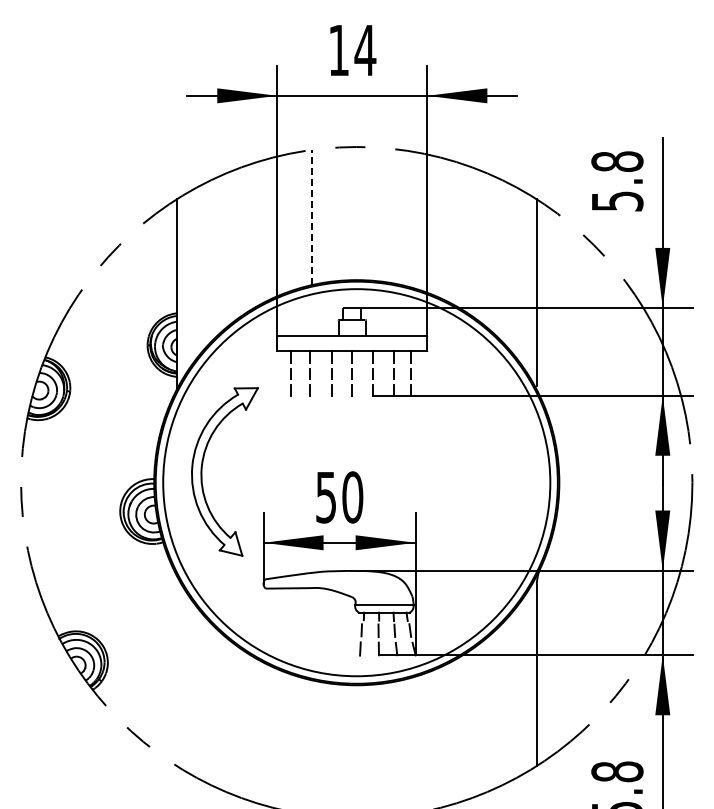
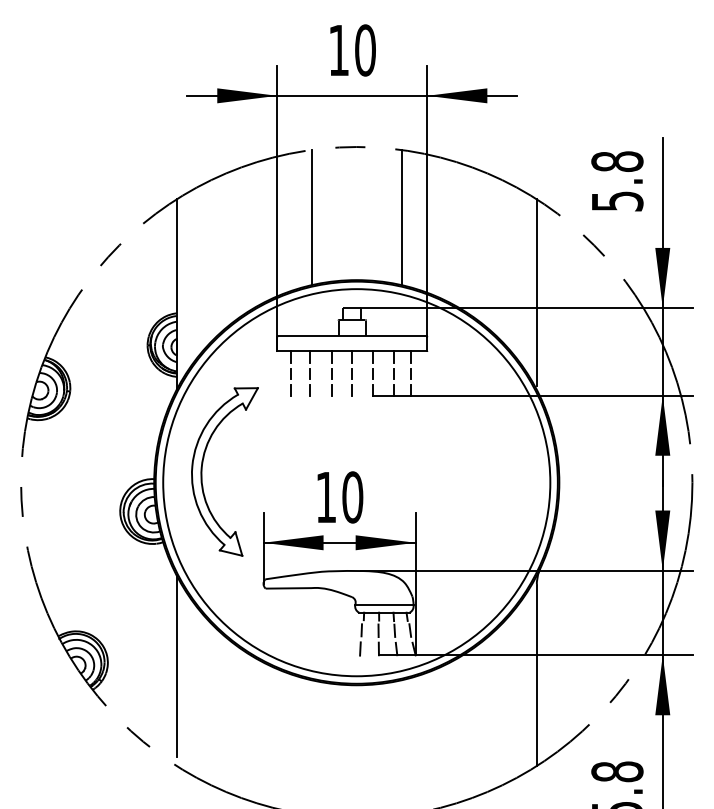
text: 14 -> 10 (365, 50)
line: dashed -> solid (311, 217)
line: none -> present (401, 217)
text: 50 -> 10 (325, 497)
line: none -> present (176, 666)
